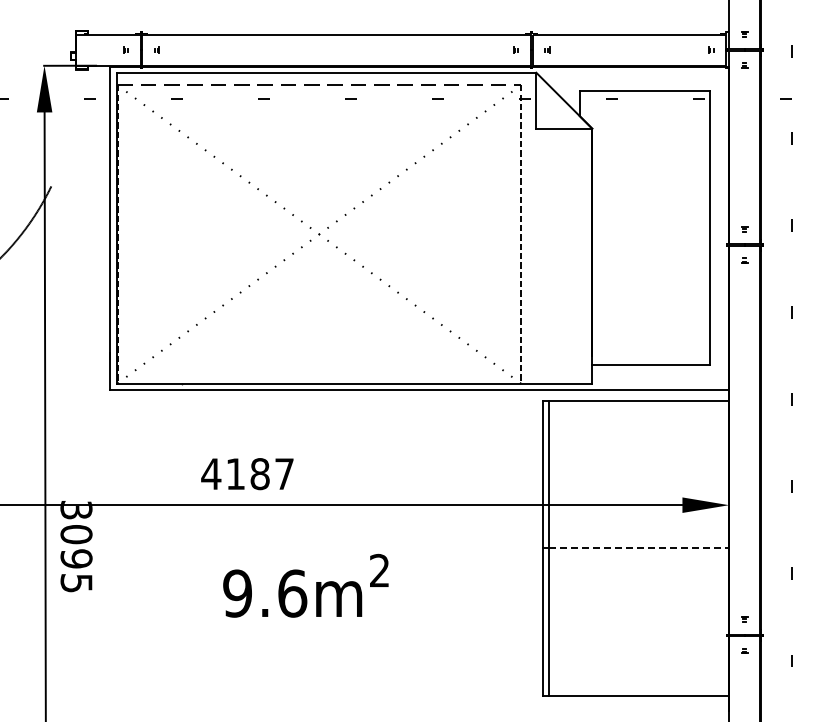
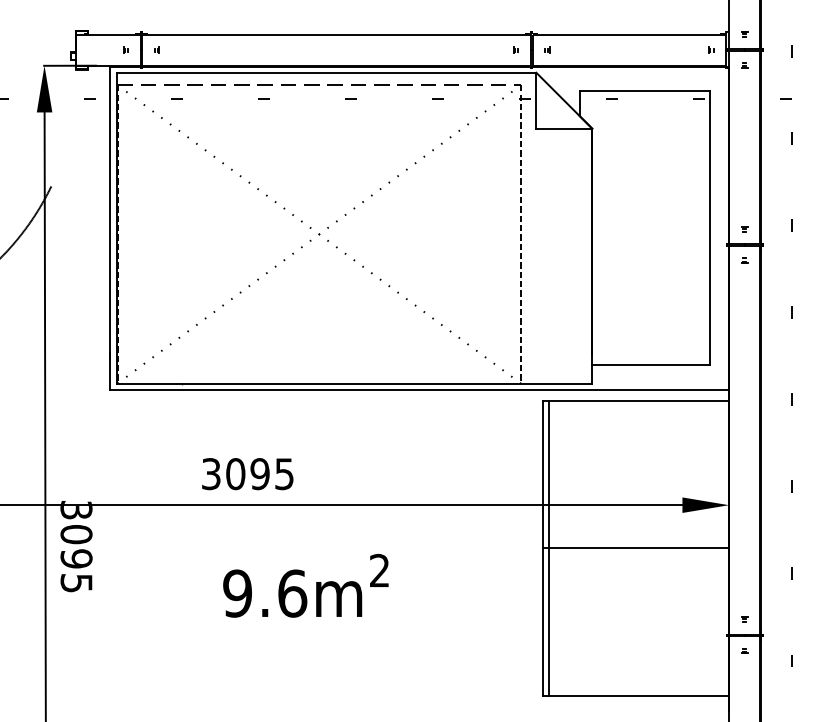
text: 4187 -> 3095 (247, 474)
line: dashed -> solid (639, 548)
